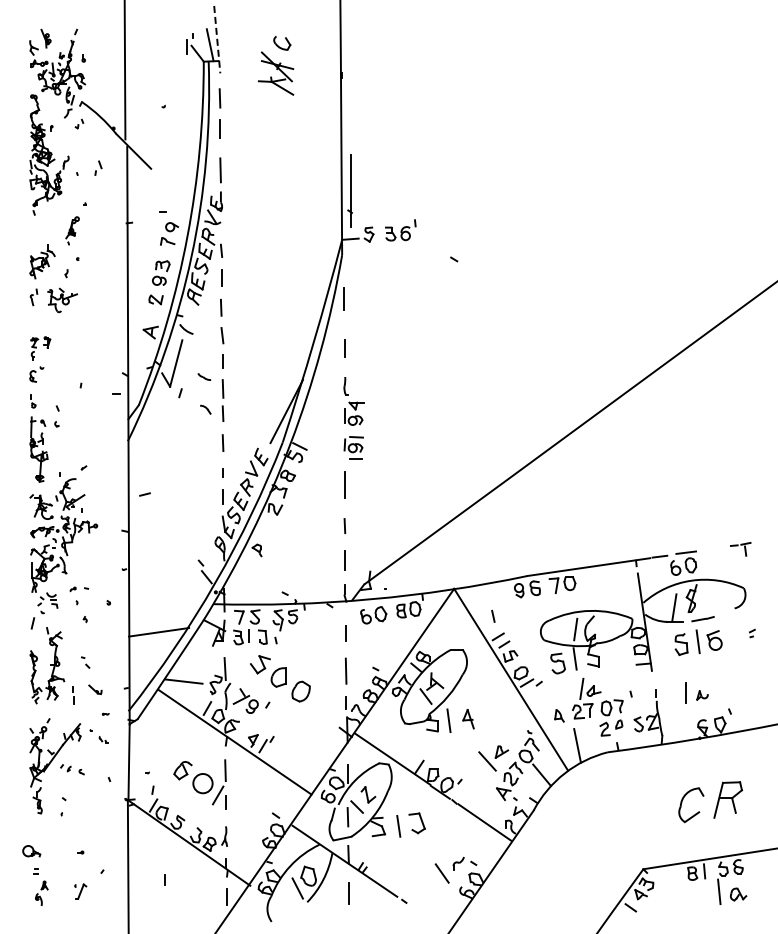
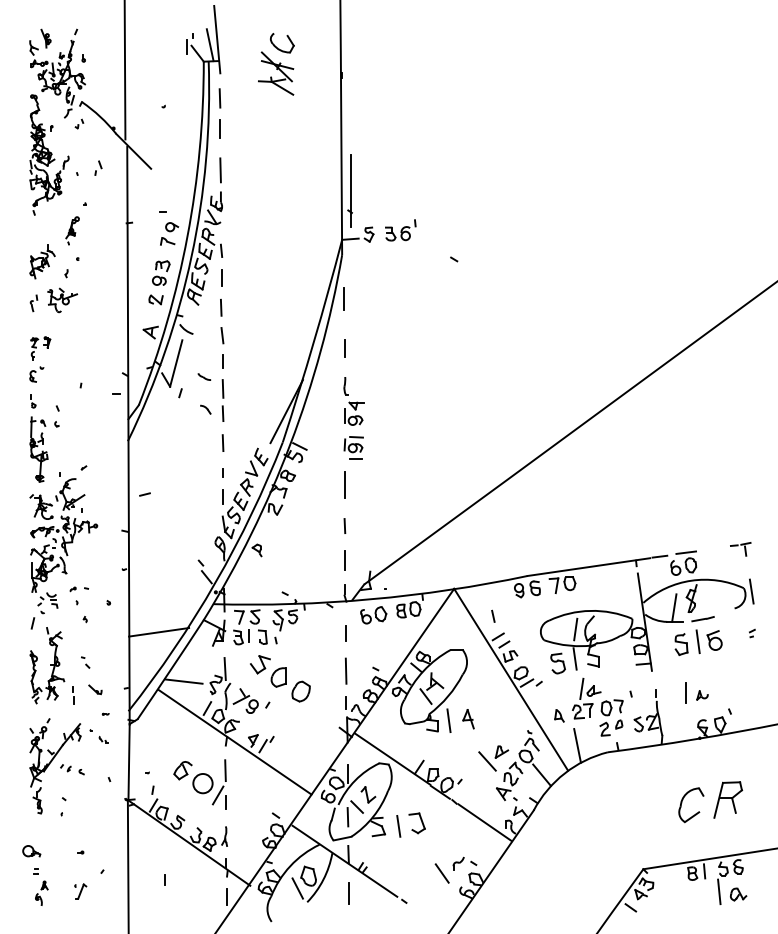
line: dashed -> solid (217, 39)
part size: 19x15 px -> 26x21 px (281, 43)
part position: (33, 297) -> (33, 303) (33, 303)
line: none -> present (751, 591)
